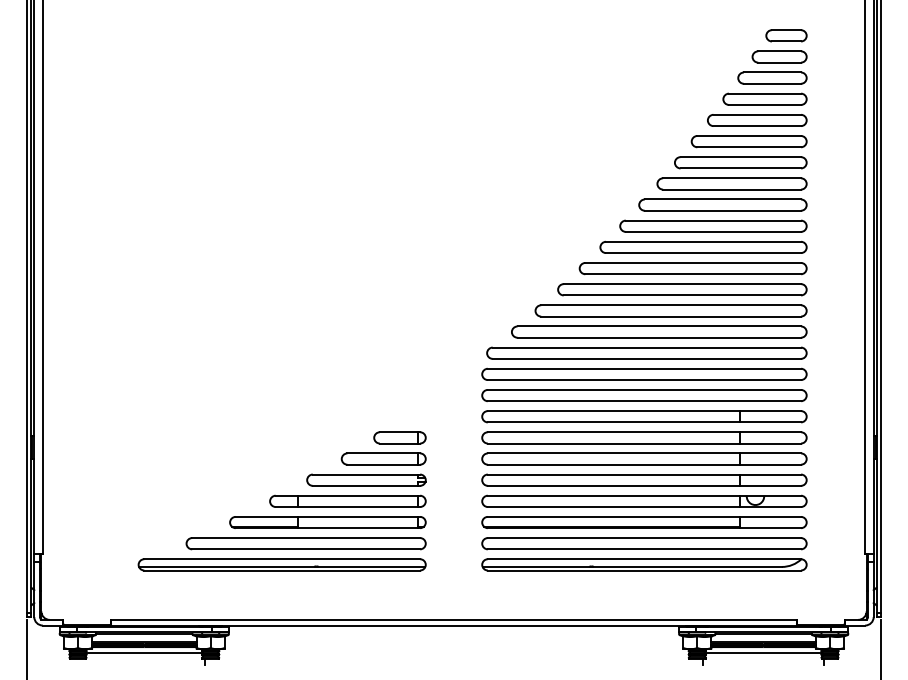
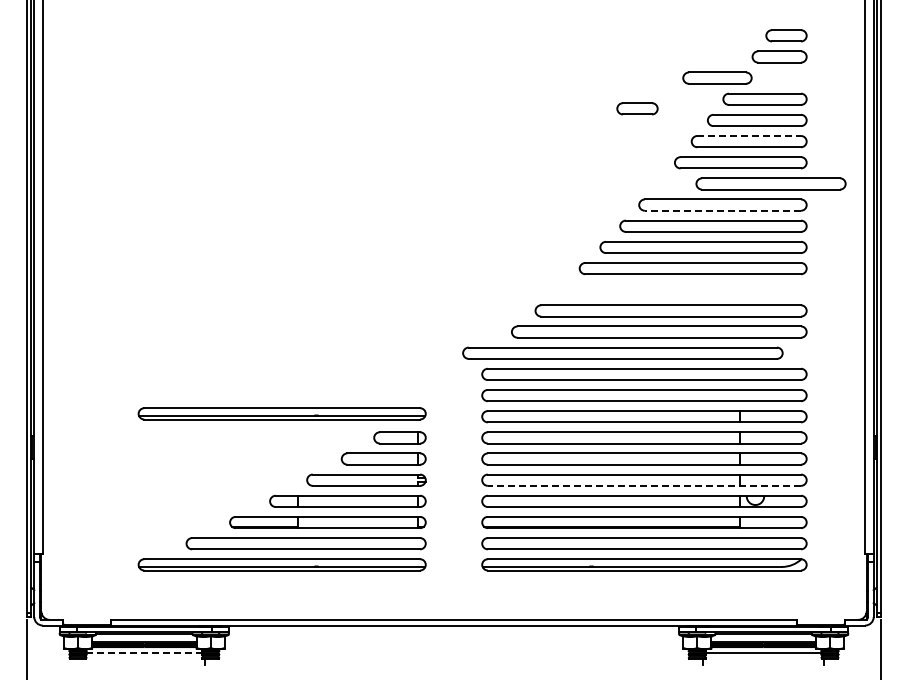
part position: (772, 77) -> (717, 77) (717, 77)
part: none -> present (637, 108)
line: solid -> dashed (749, 135)
part position: (731, 183) -> (770, 183) (770, 183)
line: solid -> dashed (722, 210)
part: present -> none (682, 289)
part position: (646, 352) -> (622, 352) (622, 352)
part: none -> present (281, 413)
line: solid -> dashed (644, 485)
line: solid -> dashed (144, 652)
